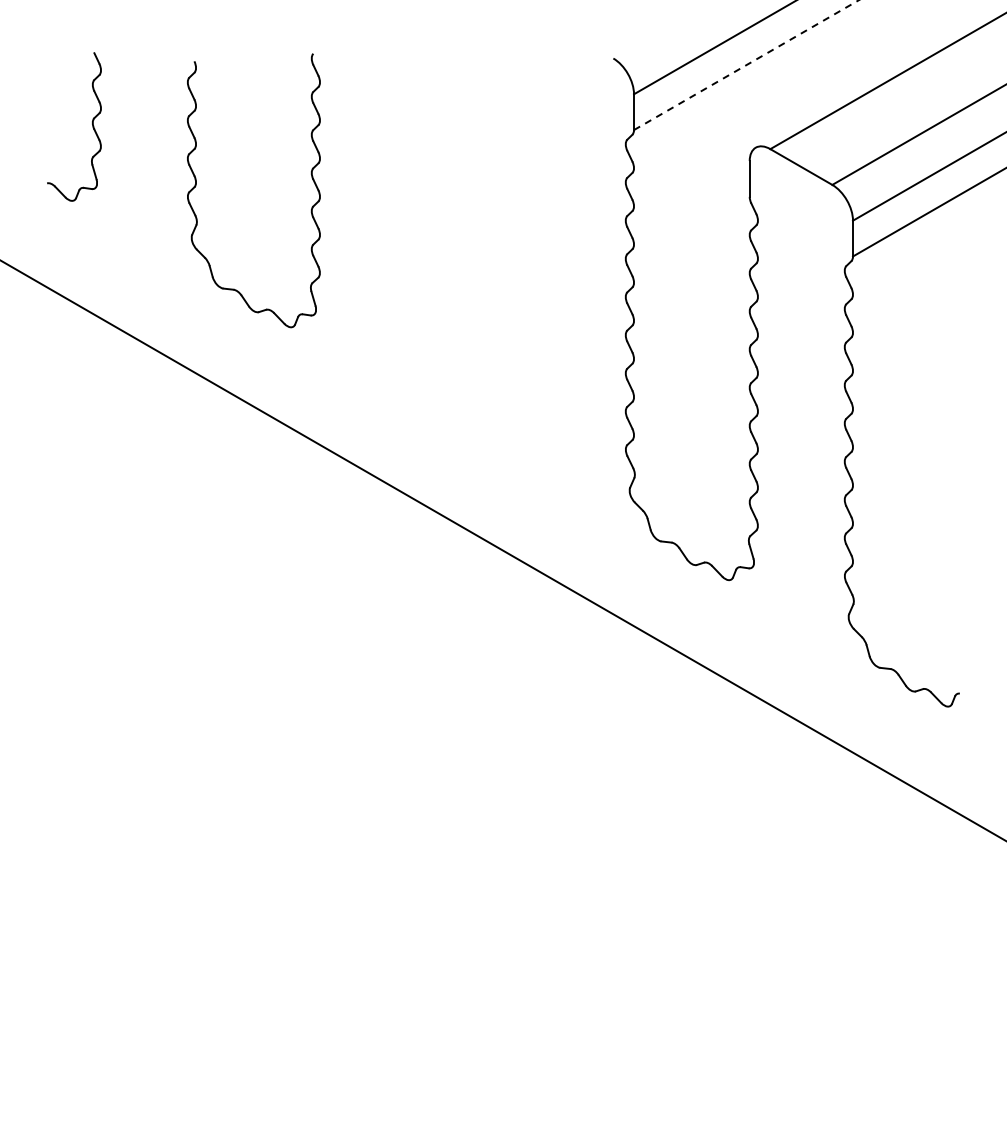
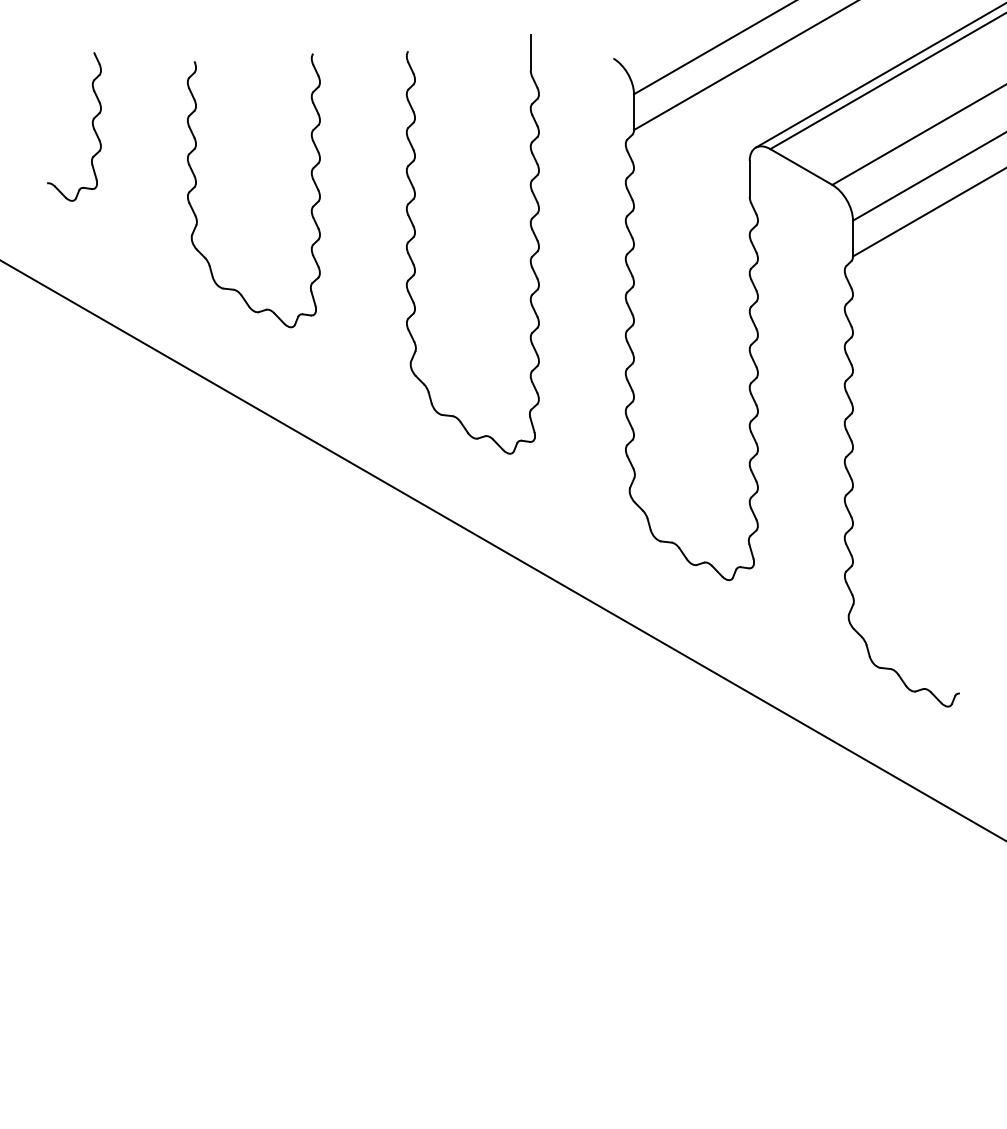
line: dashed -> solid (746, 65)
line: none -> present (879, 75)
part: none -> present (415, 236)
